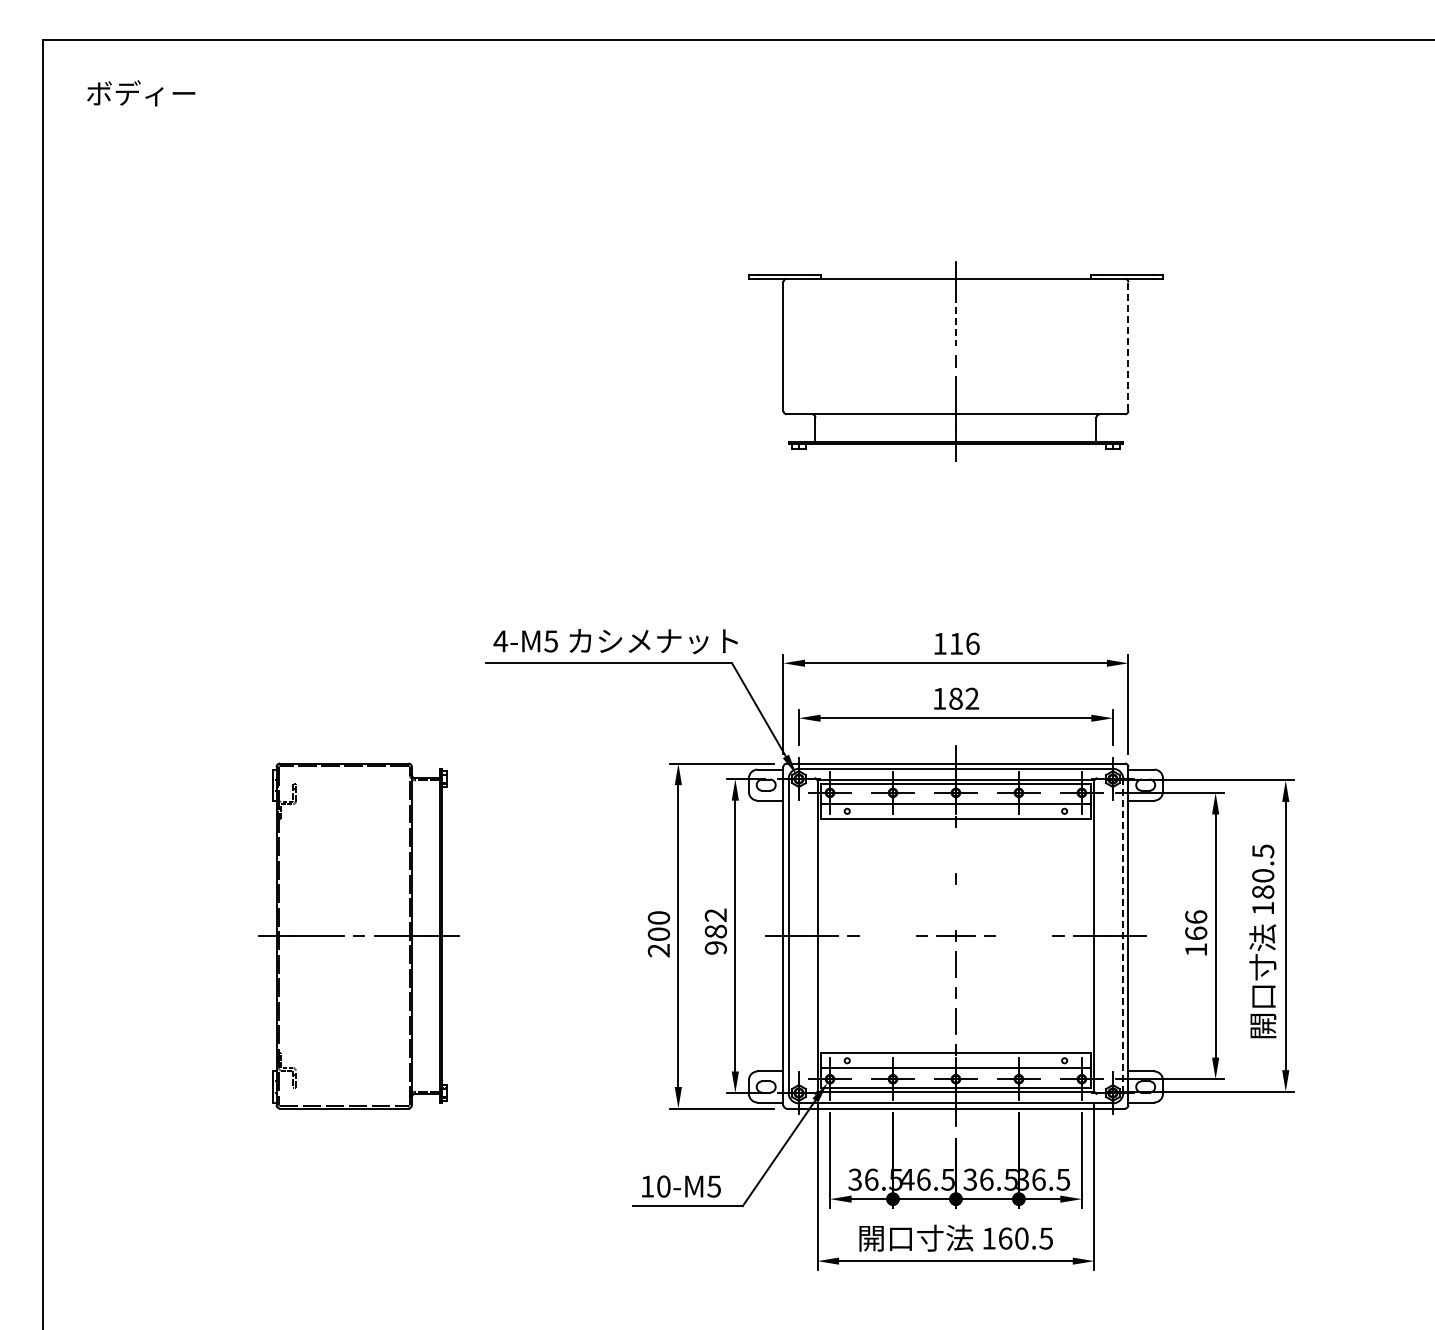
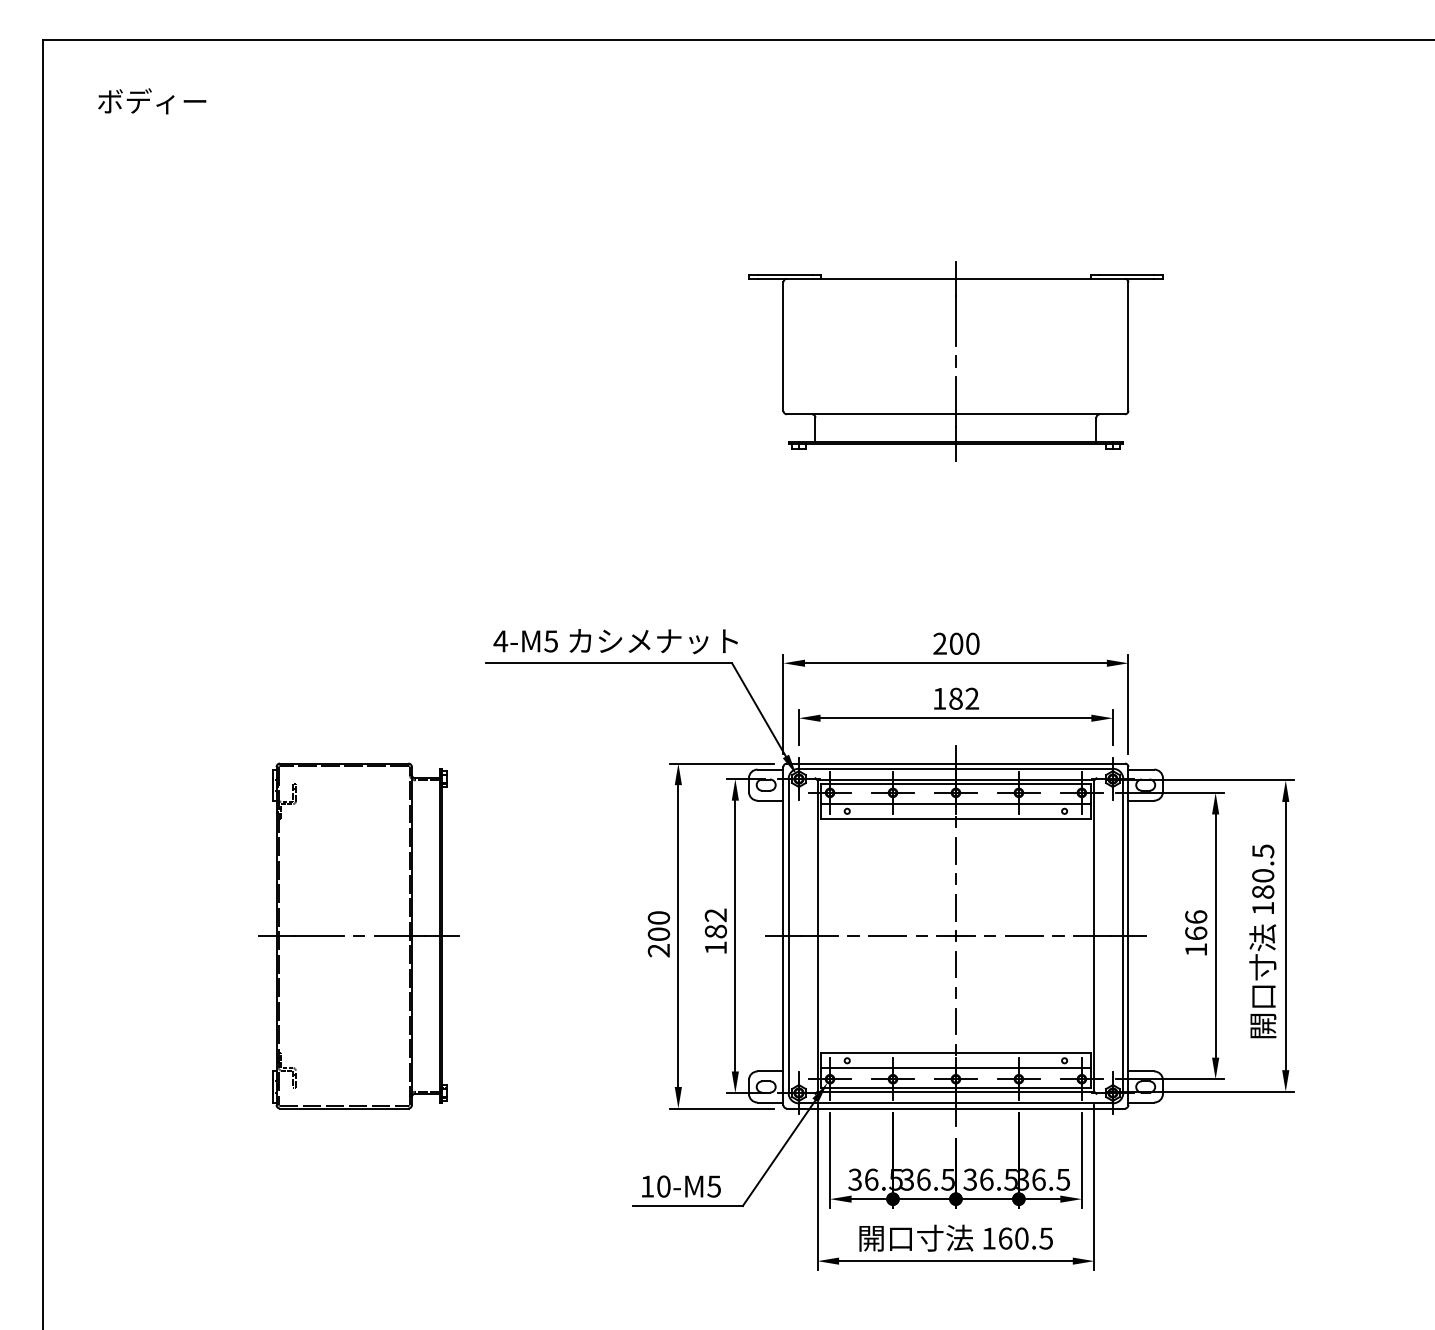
text position: (141, 93) -> (152, 101) (152, 101)
line: dashed -> solid (955, 321)
line: dashed -> solid (1128, 346)
text: 116 -> 200 (956, 643)
line: none -> present (955, 850)
line: none -> present (955, 907)
line: none -> present (887, 936)
line: none -> present (1023, 936)
line: dashed -> solid (1123, 936)
text: 982 -> 182 (715, 947)
text: 46.5 -> 36.5 (907, 1179)
